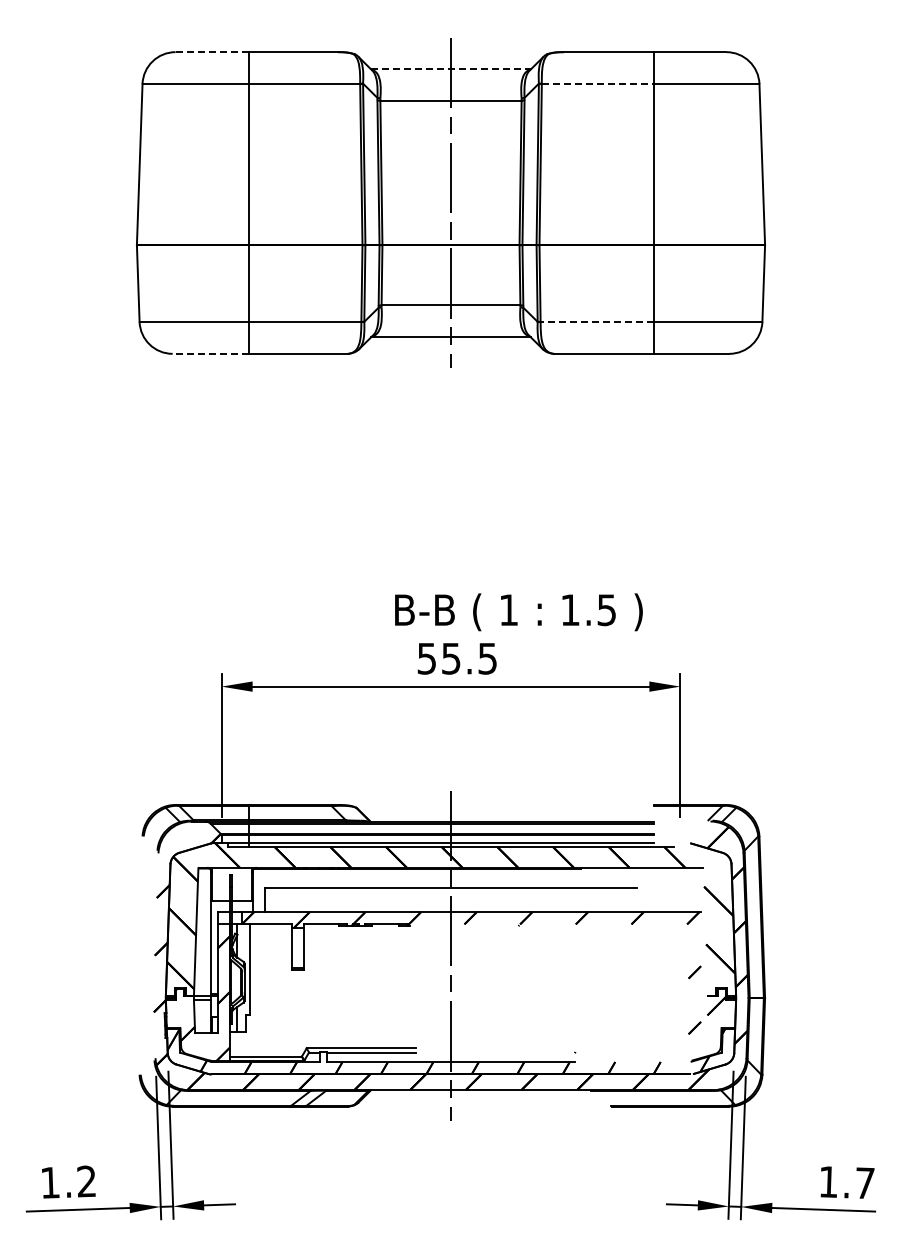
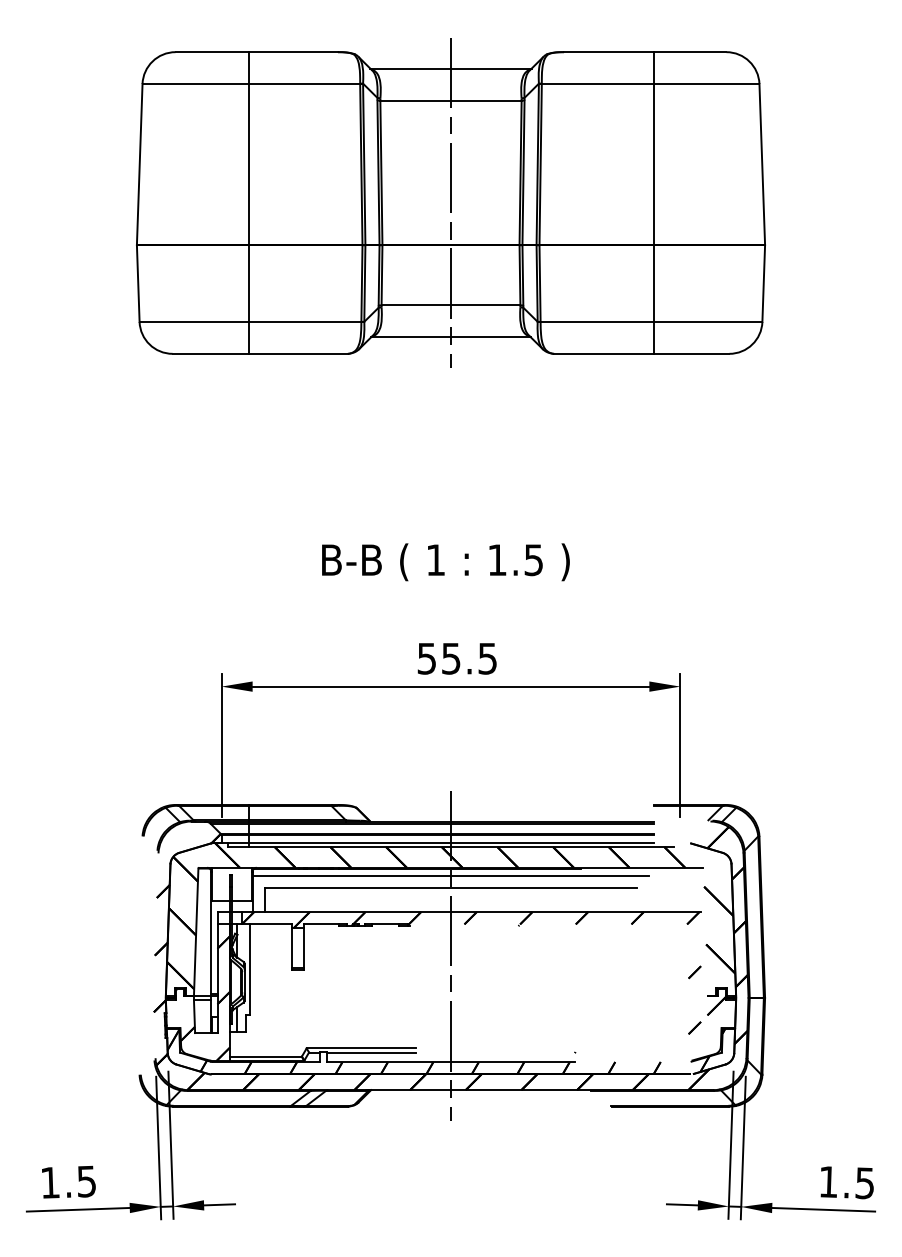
line: dashed -> solid (212, 52)
line: dashed -> solid (451, 68)
line: dashed -> solid (597, 84)
line: dashed -> solid (596, 321)
line: dashed -> solid (210, 353)
text position: (518, 612) -> (445, 562) (445, 562)
line: none -> present (450, 876)
text: 1.2 -> 1.5 (86, 1181)
text: 1.7 -> 1.5 (864, 1183)
